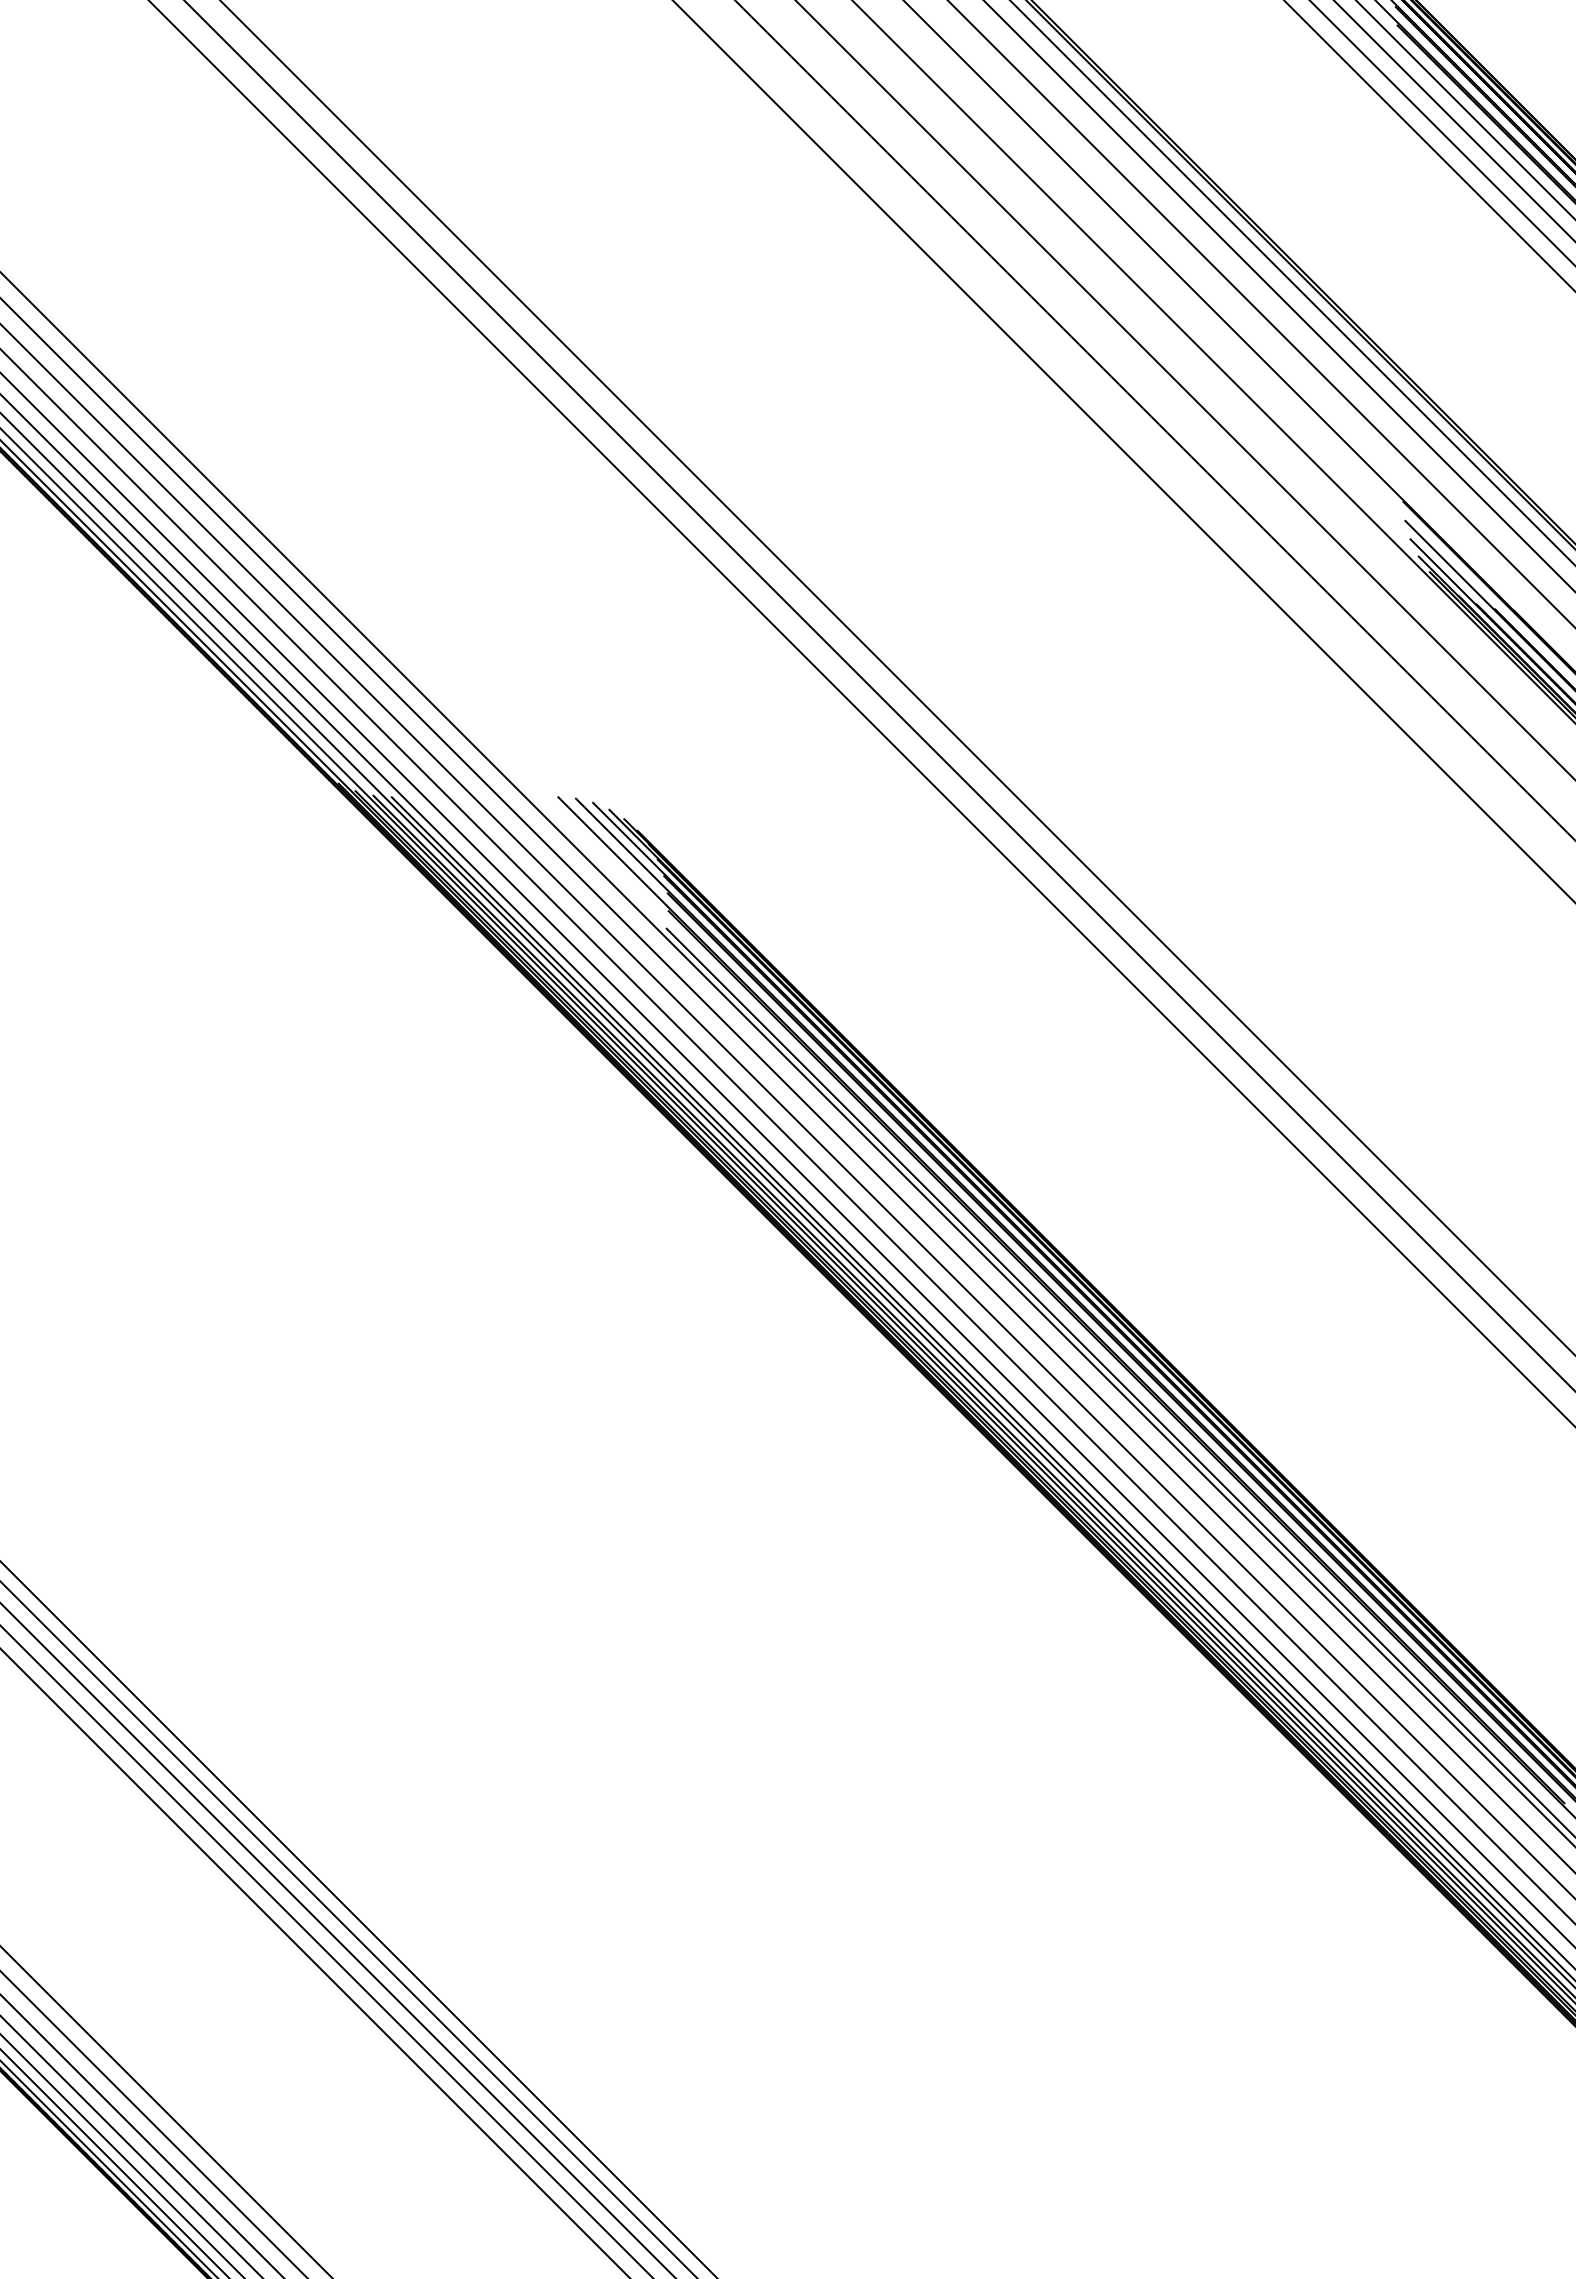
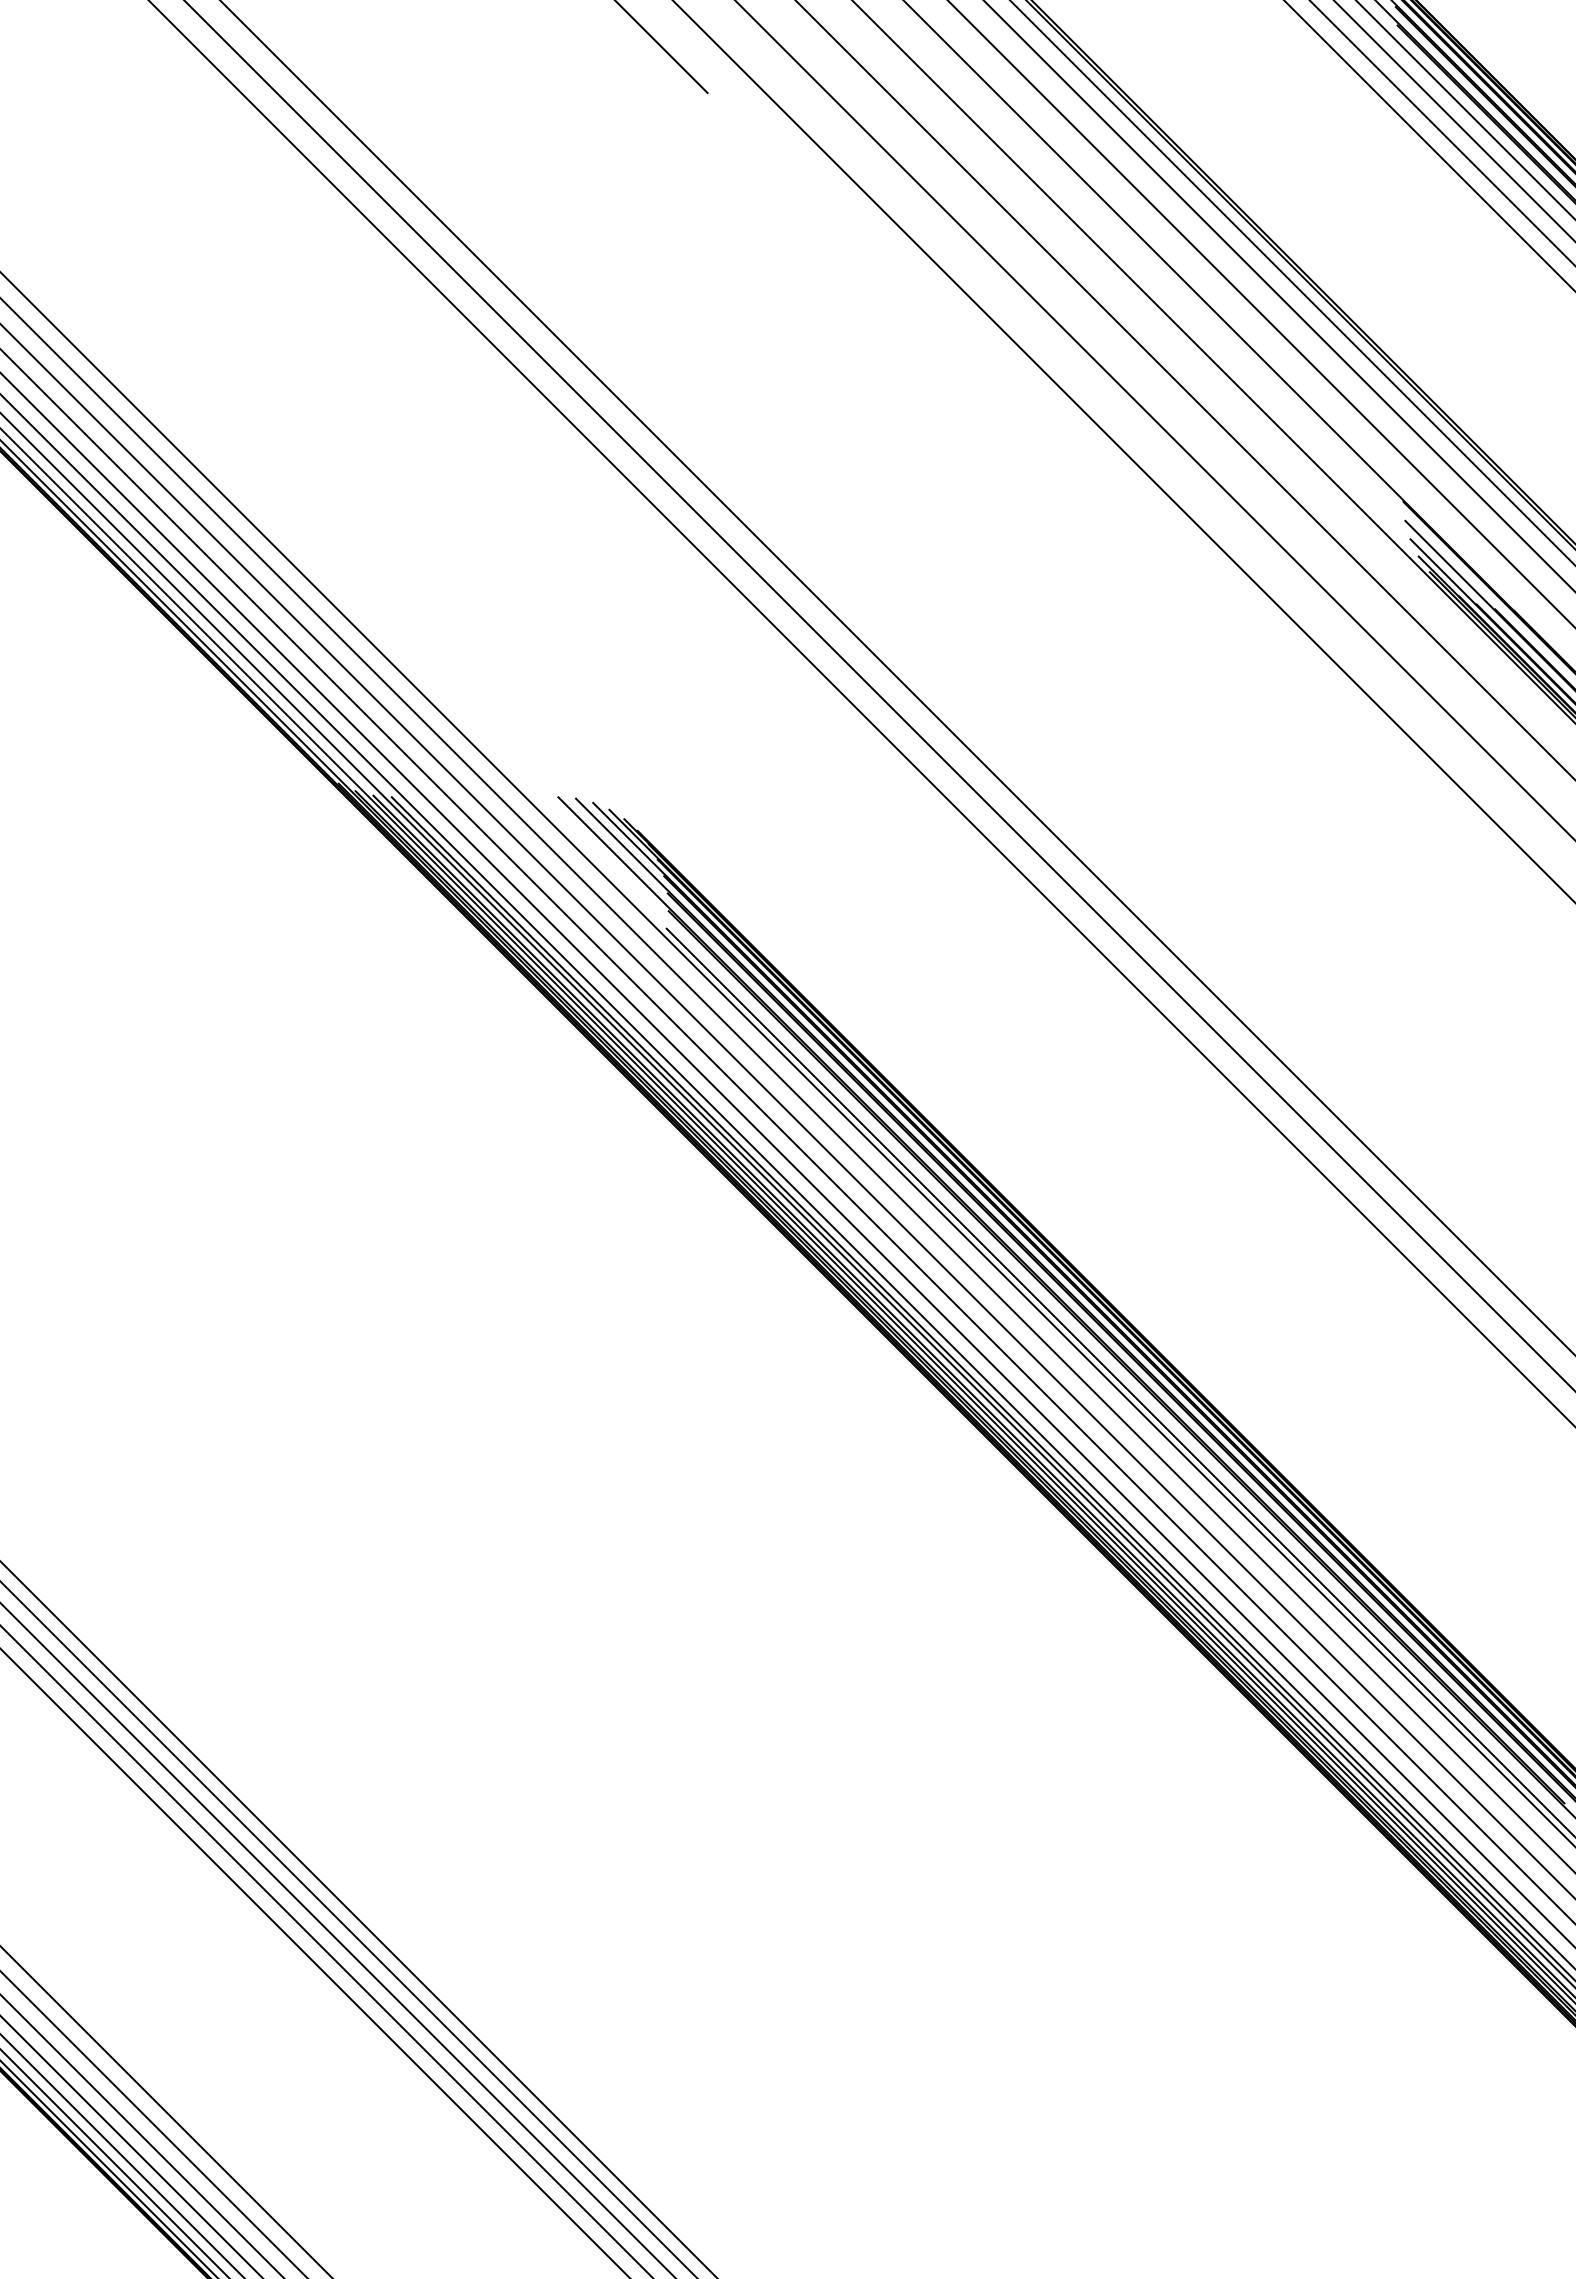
line: none -> present (662, 47)
